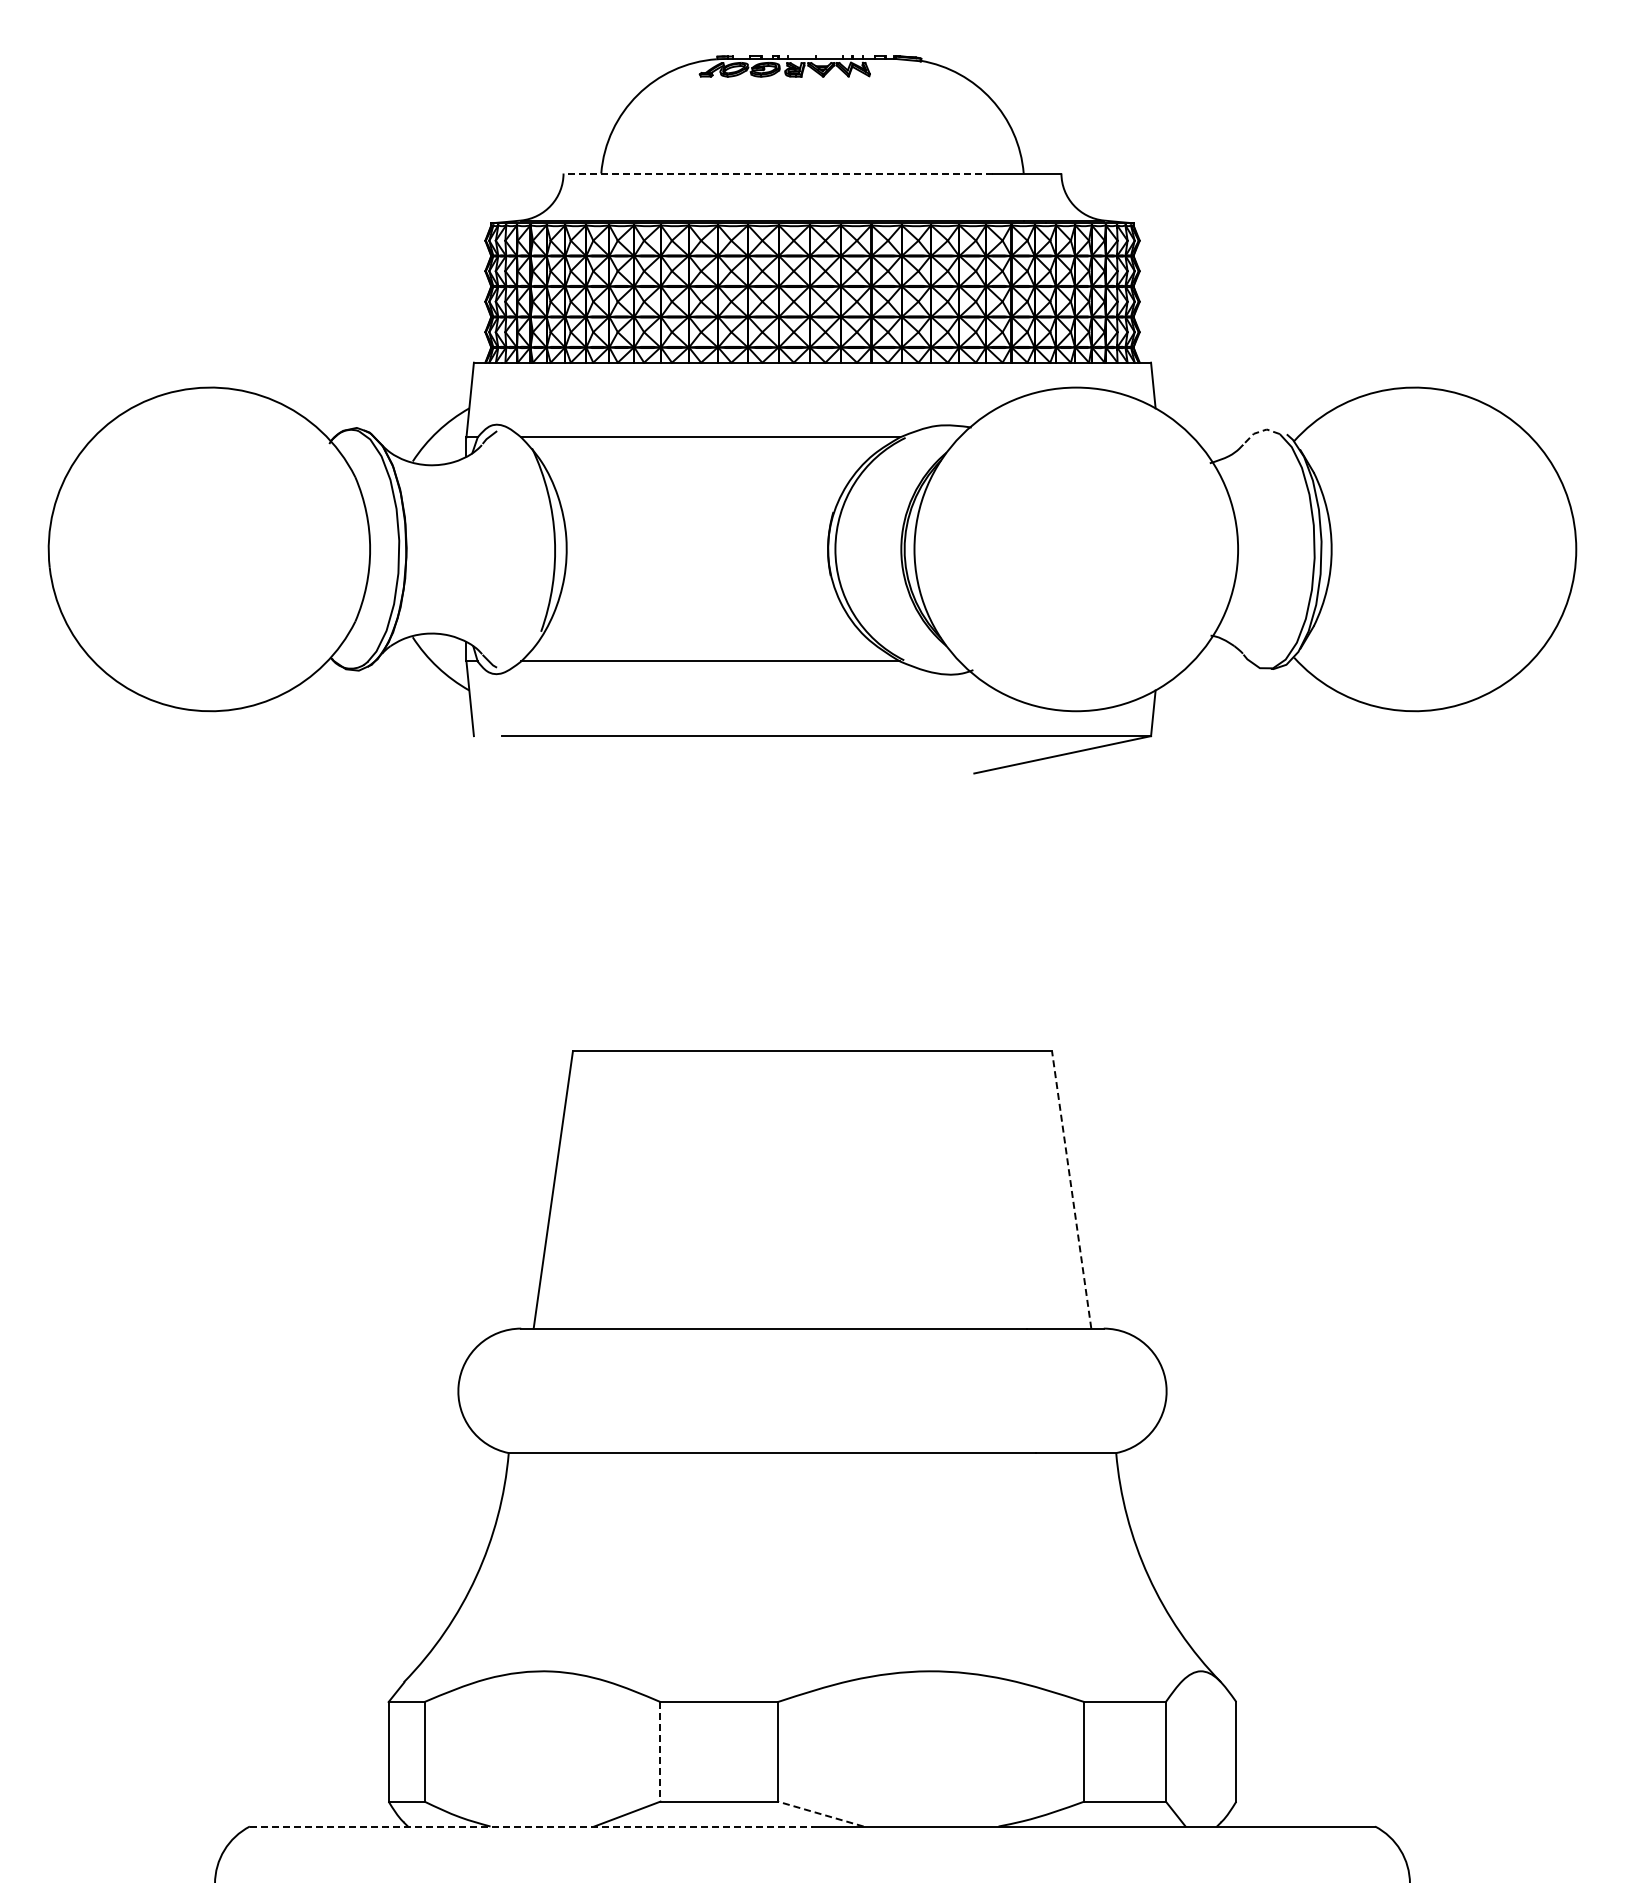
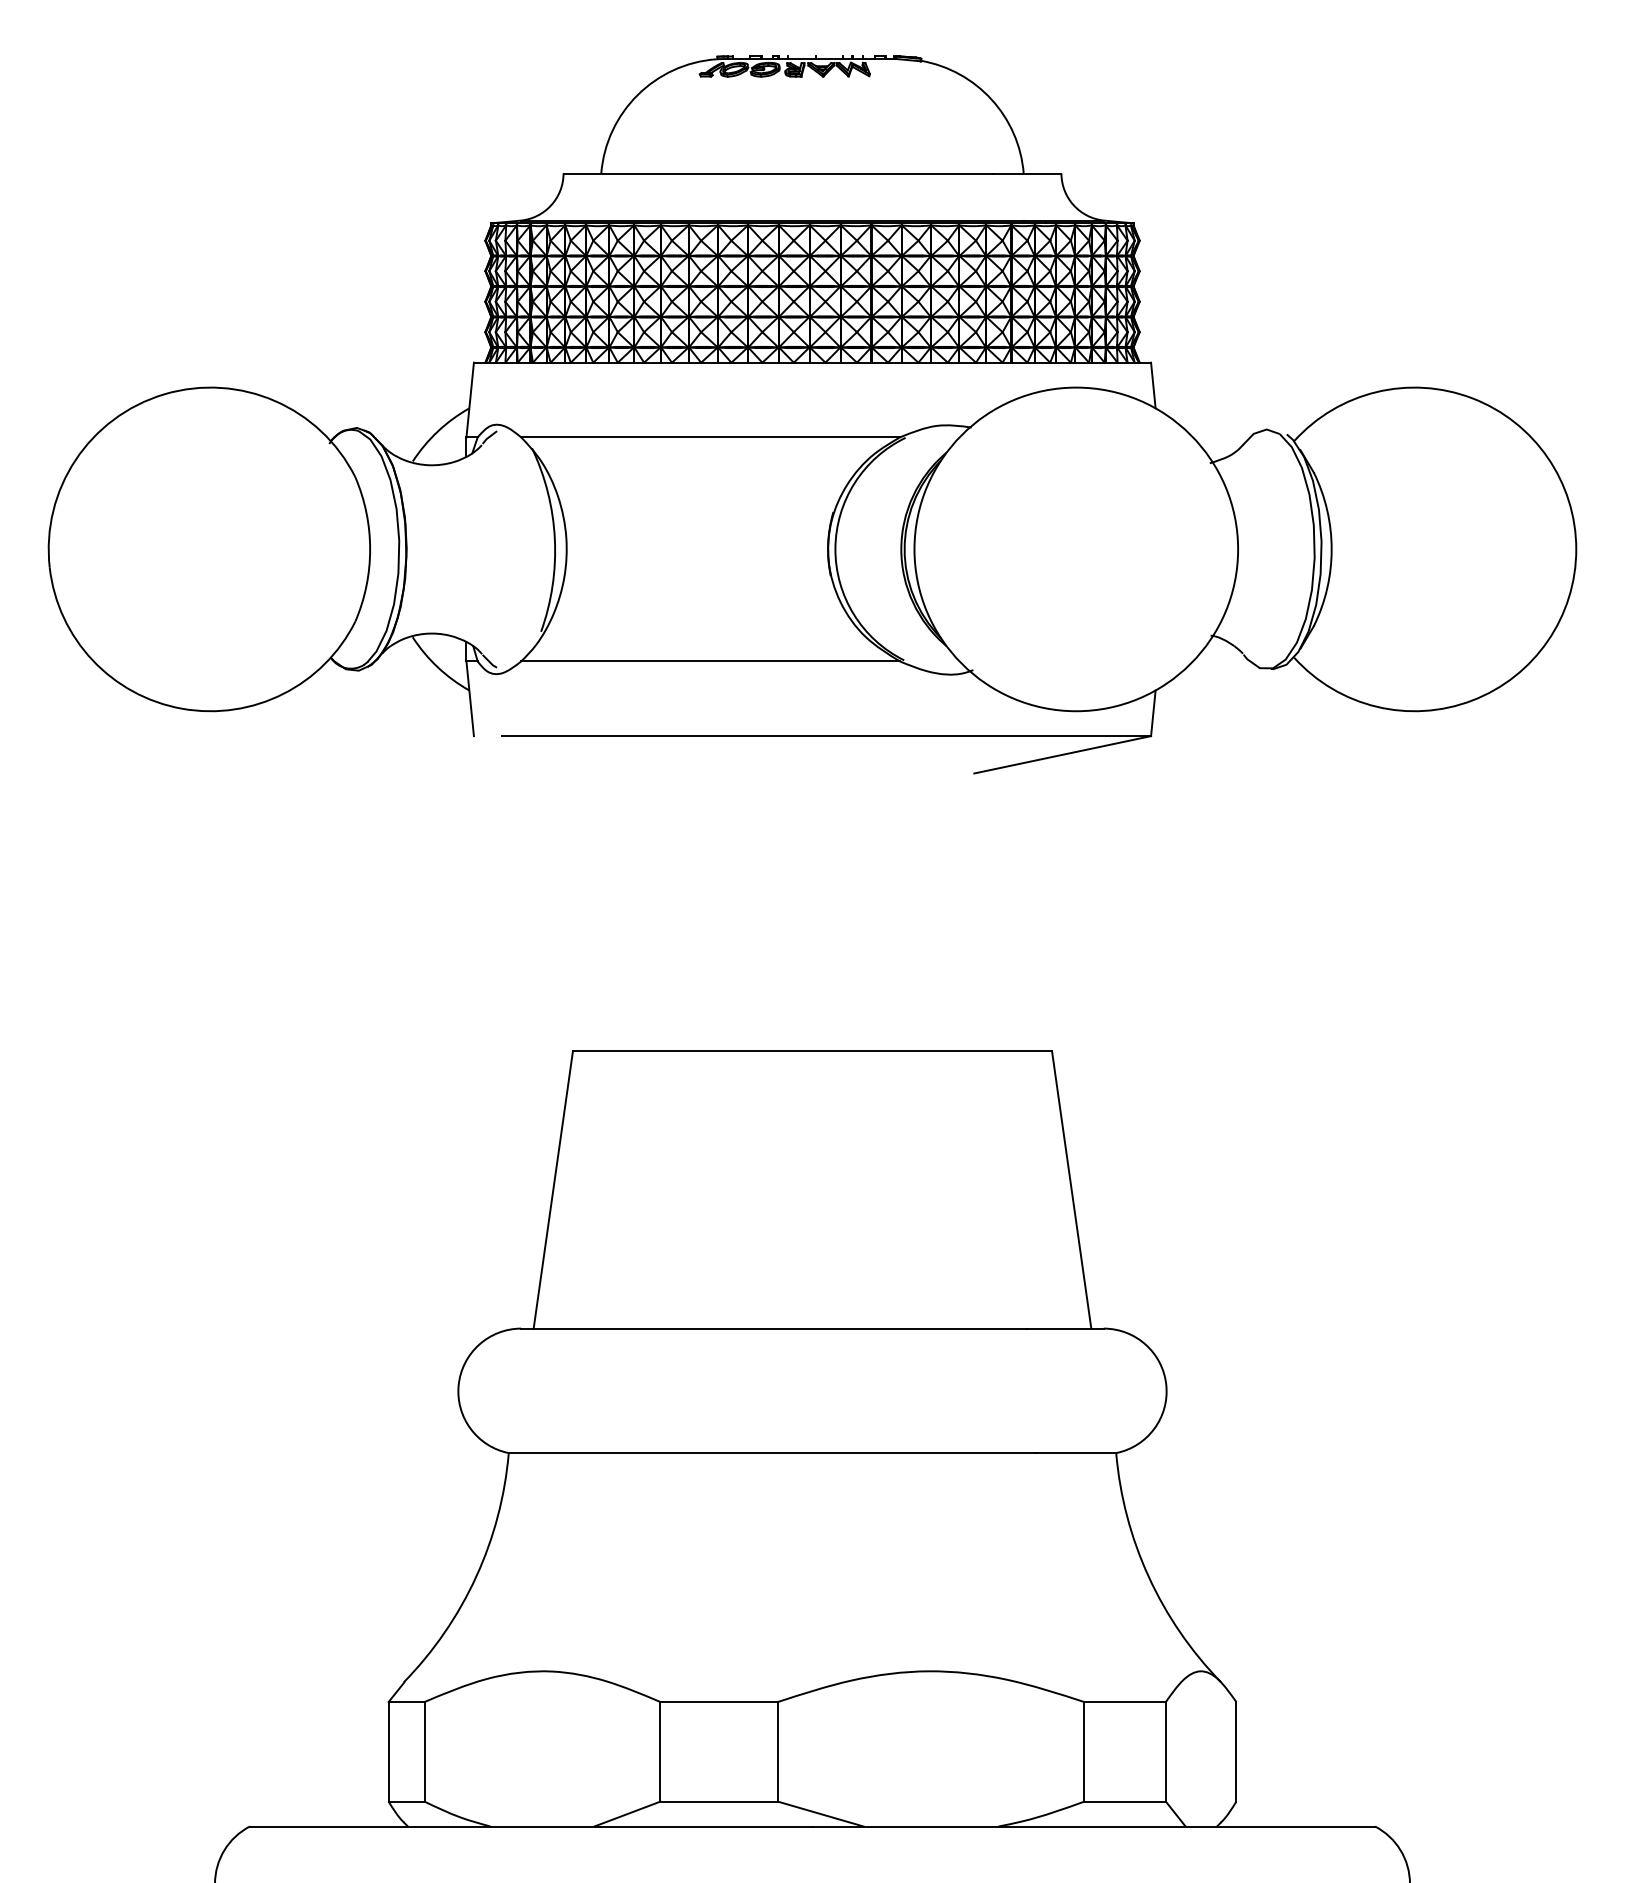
line: dashed -> solid (778, 173)
line: dashed -> solid (1259, 431)
line: dashed -> solid (1071, 1189)
line: dashed -> solid (660, 1751)
line: dashed -> solid (820, 1814)
line: dashed -> solid (531, 1826)
